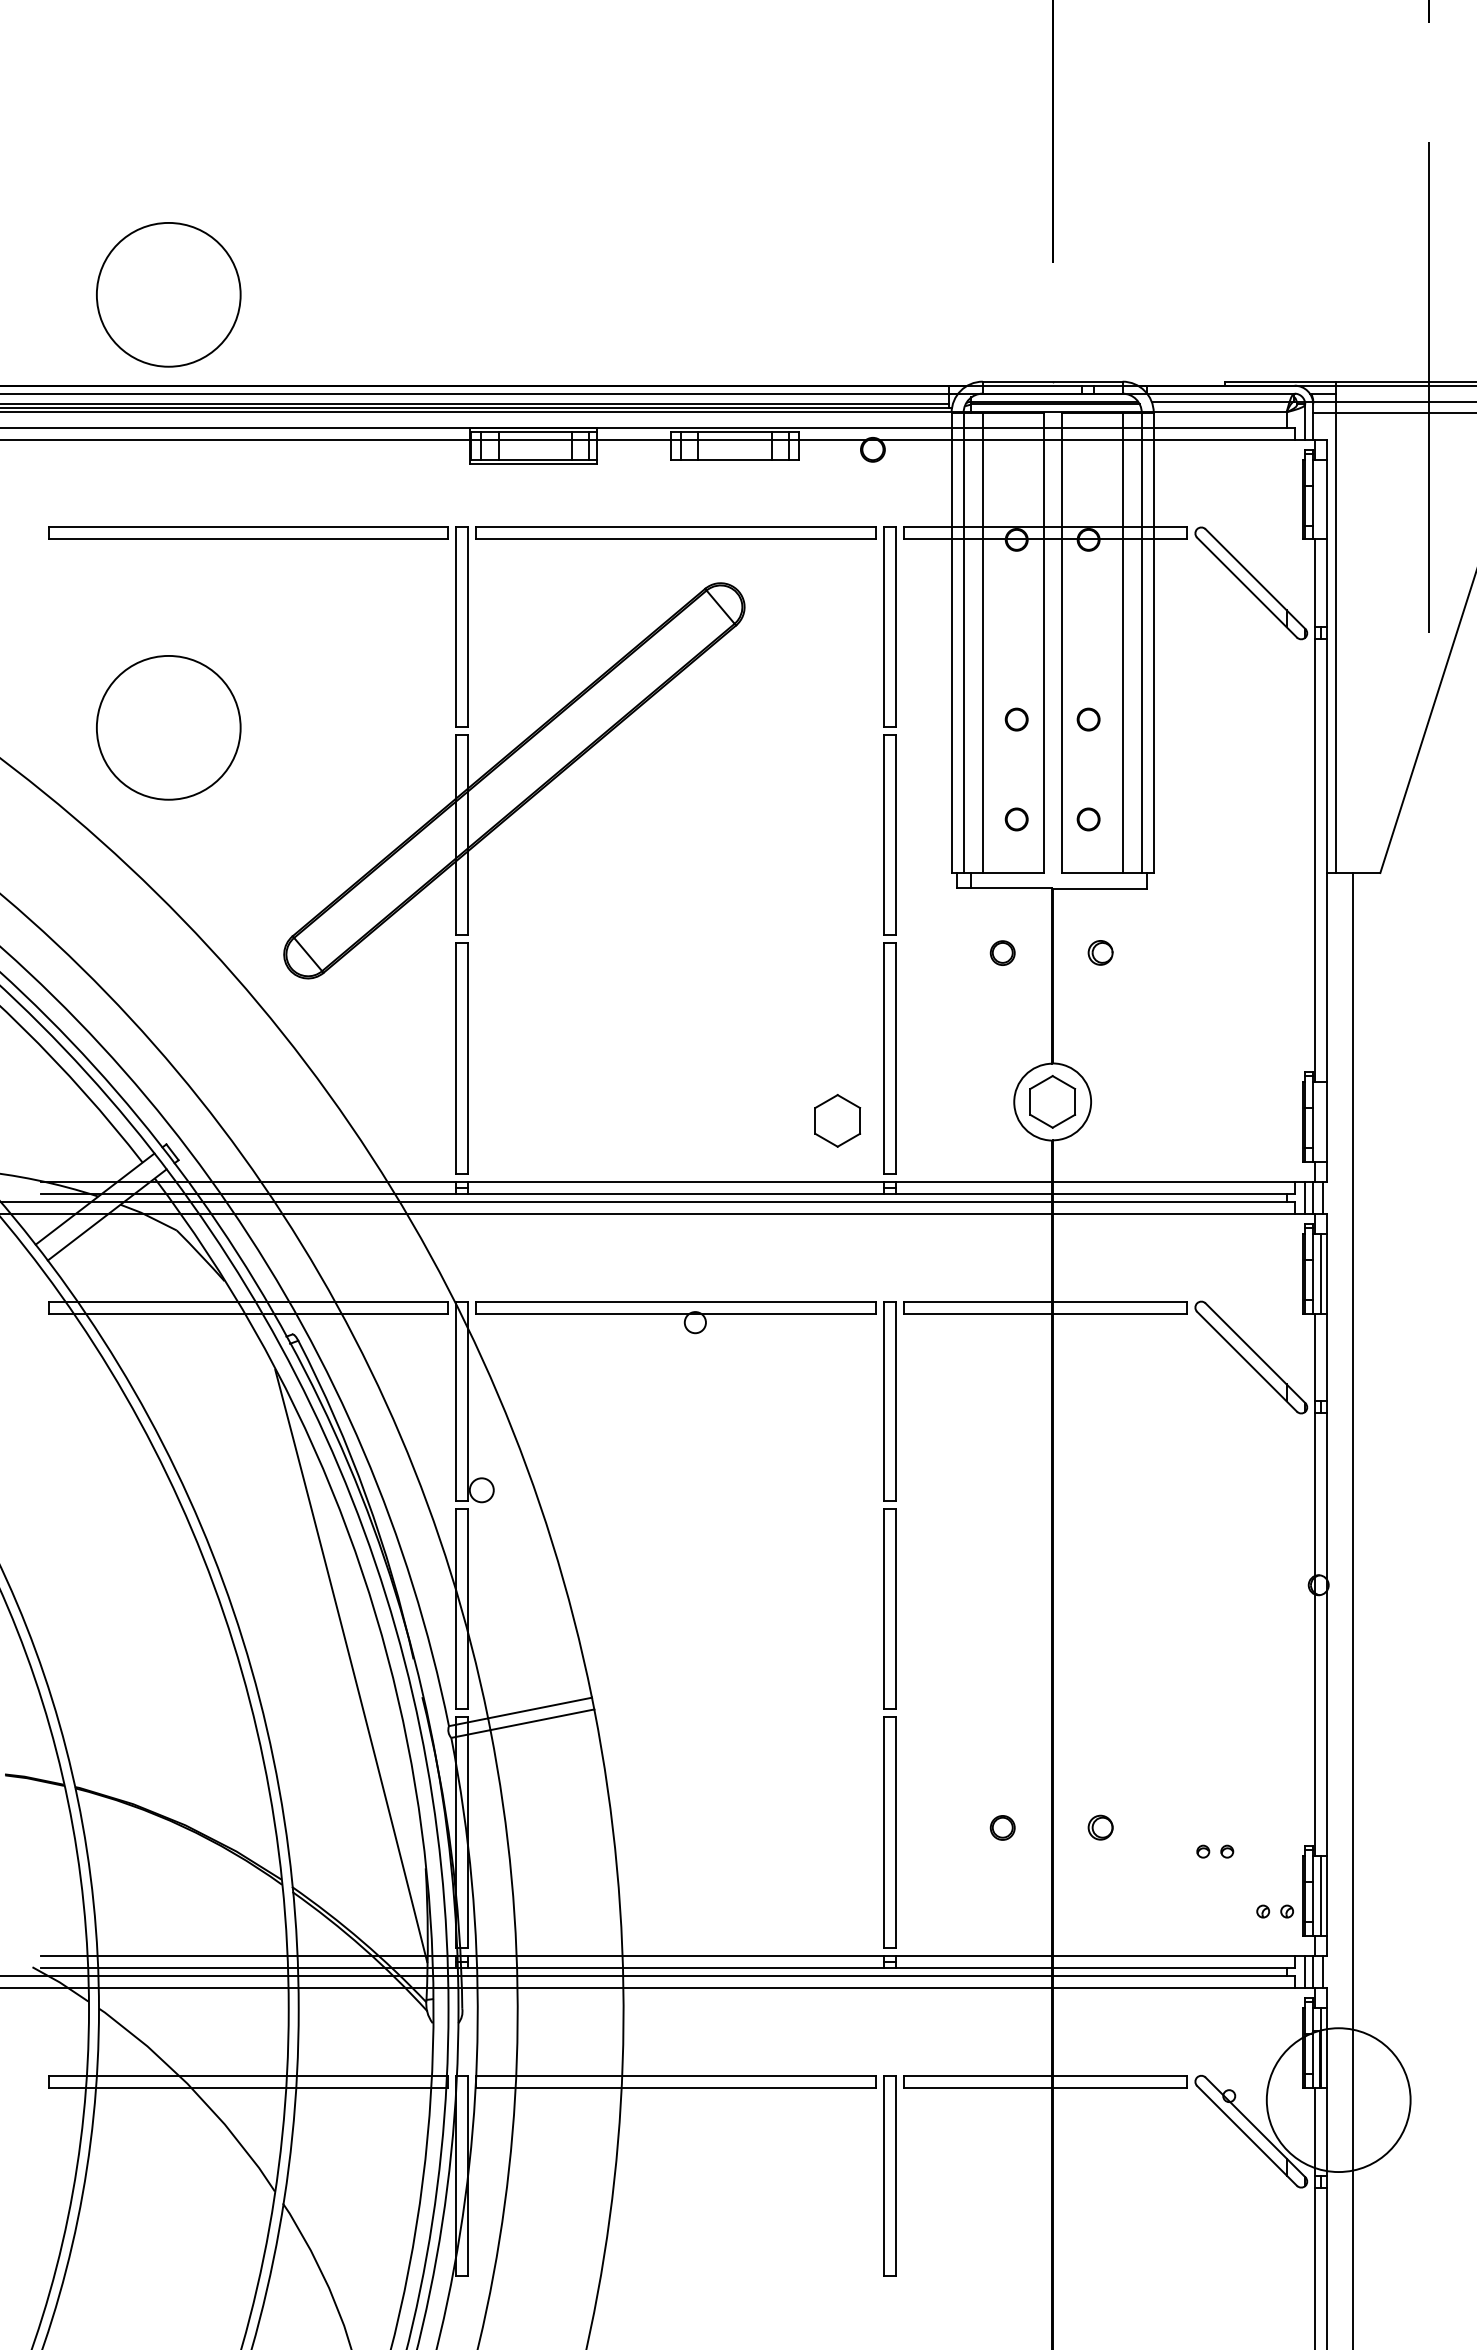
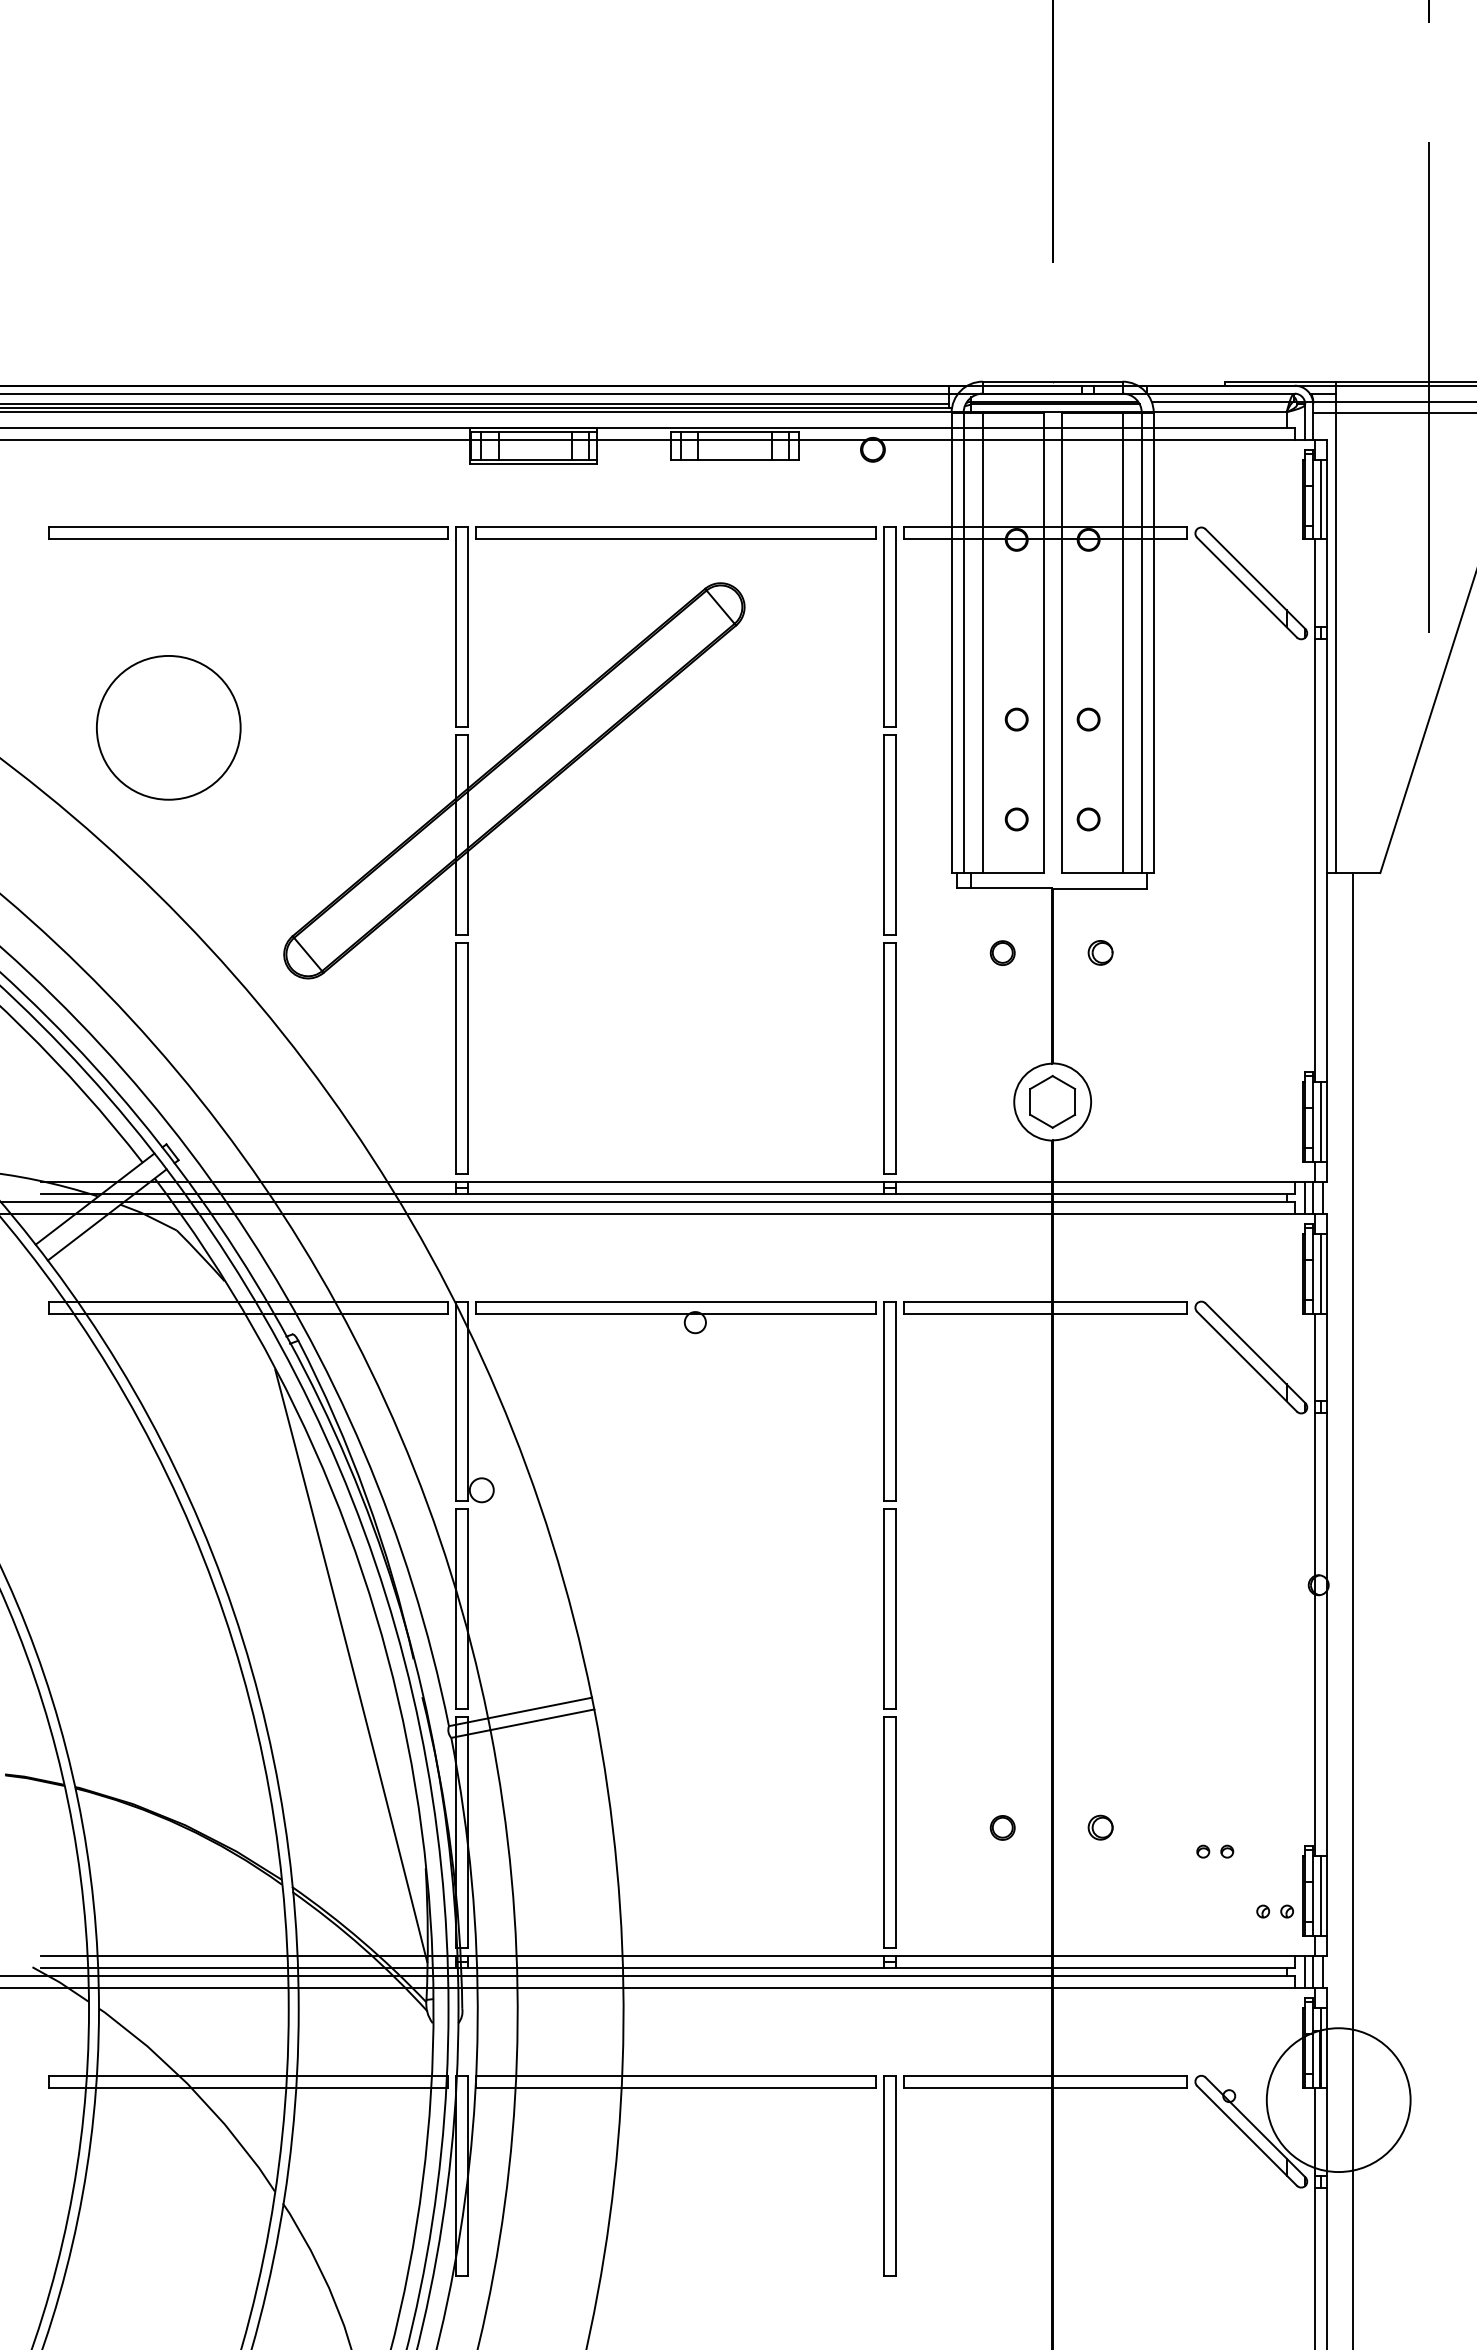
circle: present -> none (168, 294)
line: none -> present (1321, 499)
part: present -> none (837, 1120)
line: none -> present (1321, 1121)
